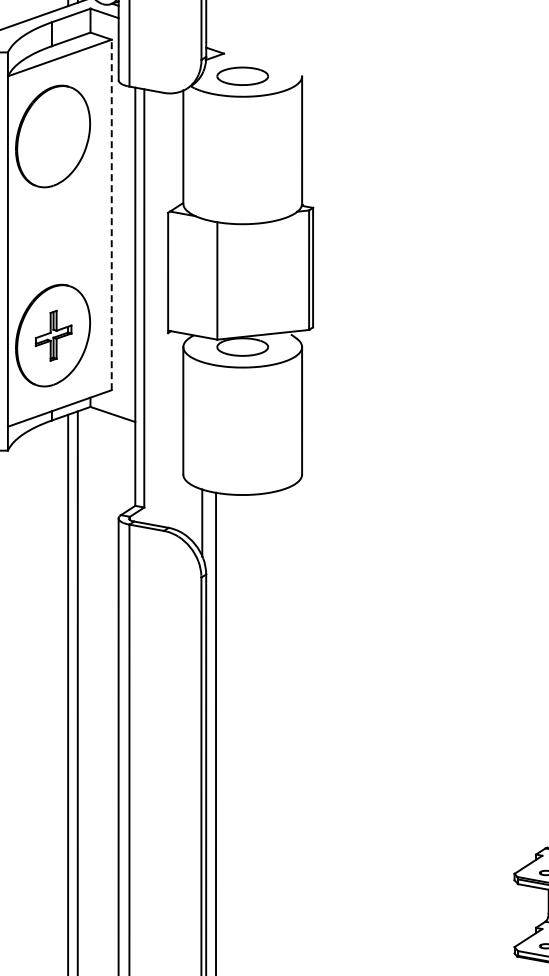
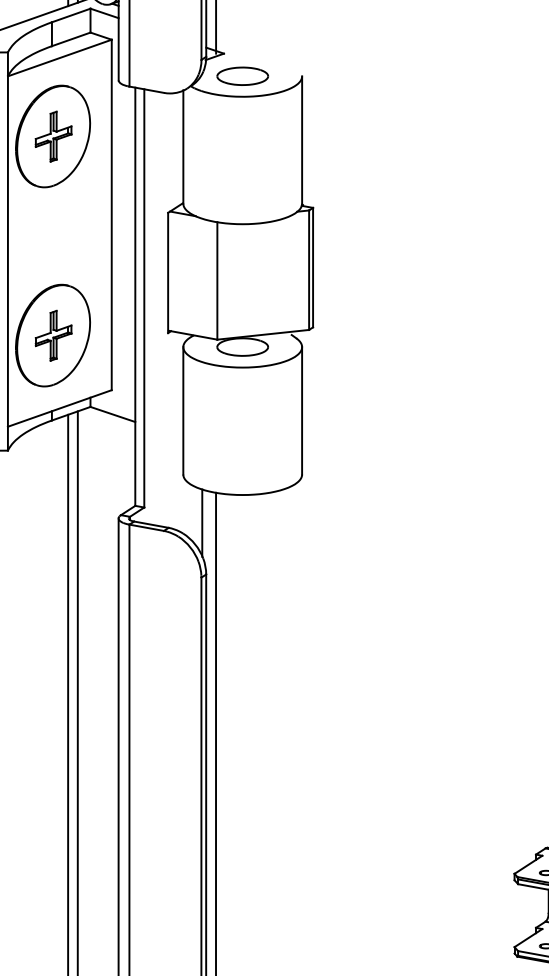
line: none -> present (216, 27)
part: none -> present (53, 136)
line: dashed -> solid (111, 214)
